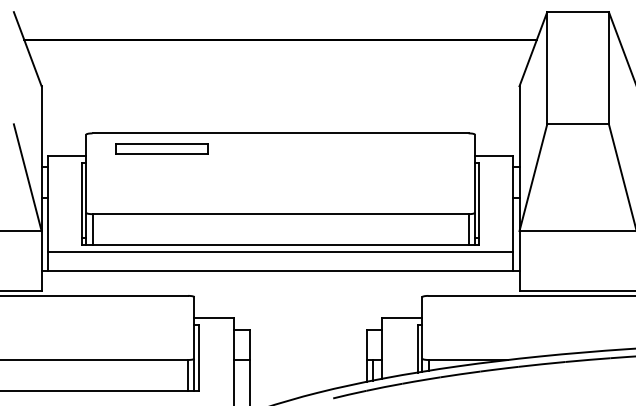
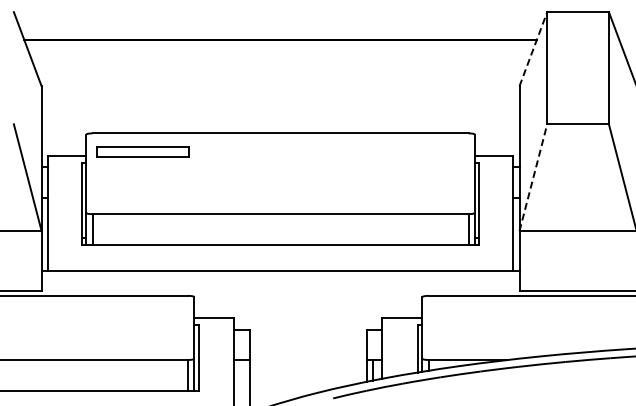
line: solid -> dashed (533, 49)
part position: (161, 148) -> (142, 151) (142, 151)
line: solid -> dashed (533, 177)
line: present -> none (280, 252)
